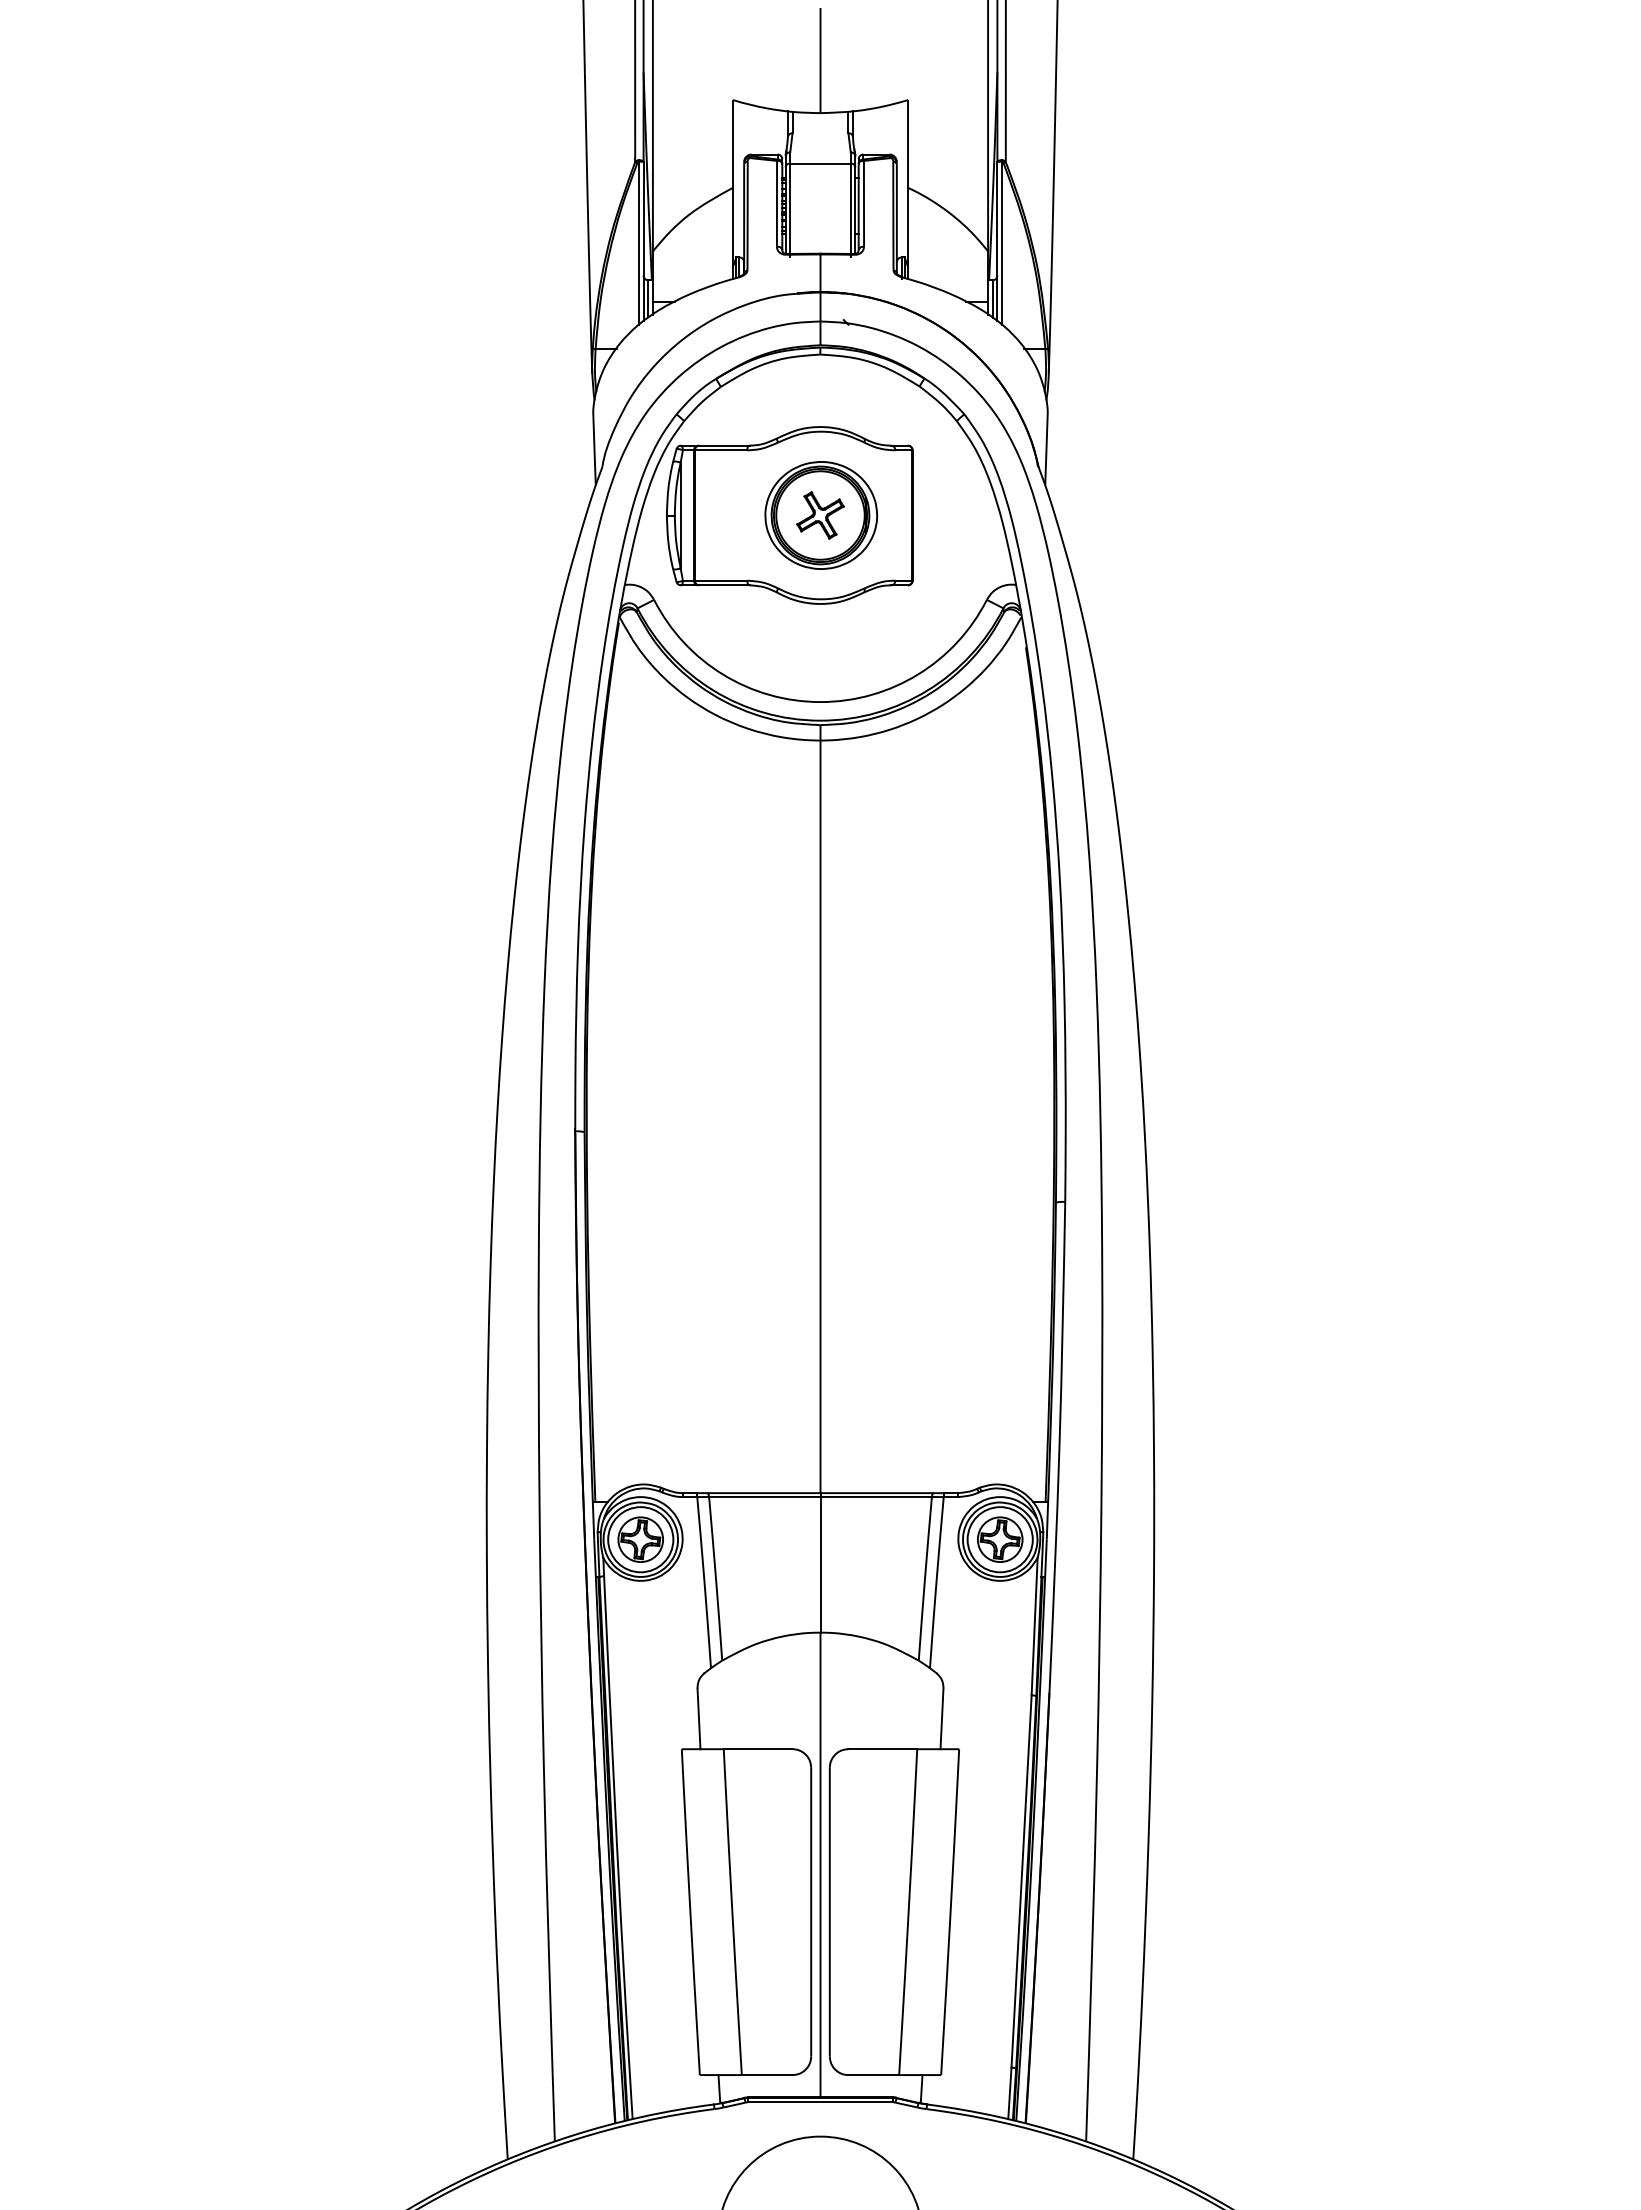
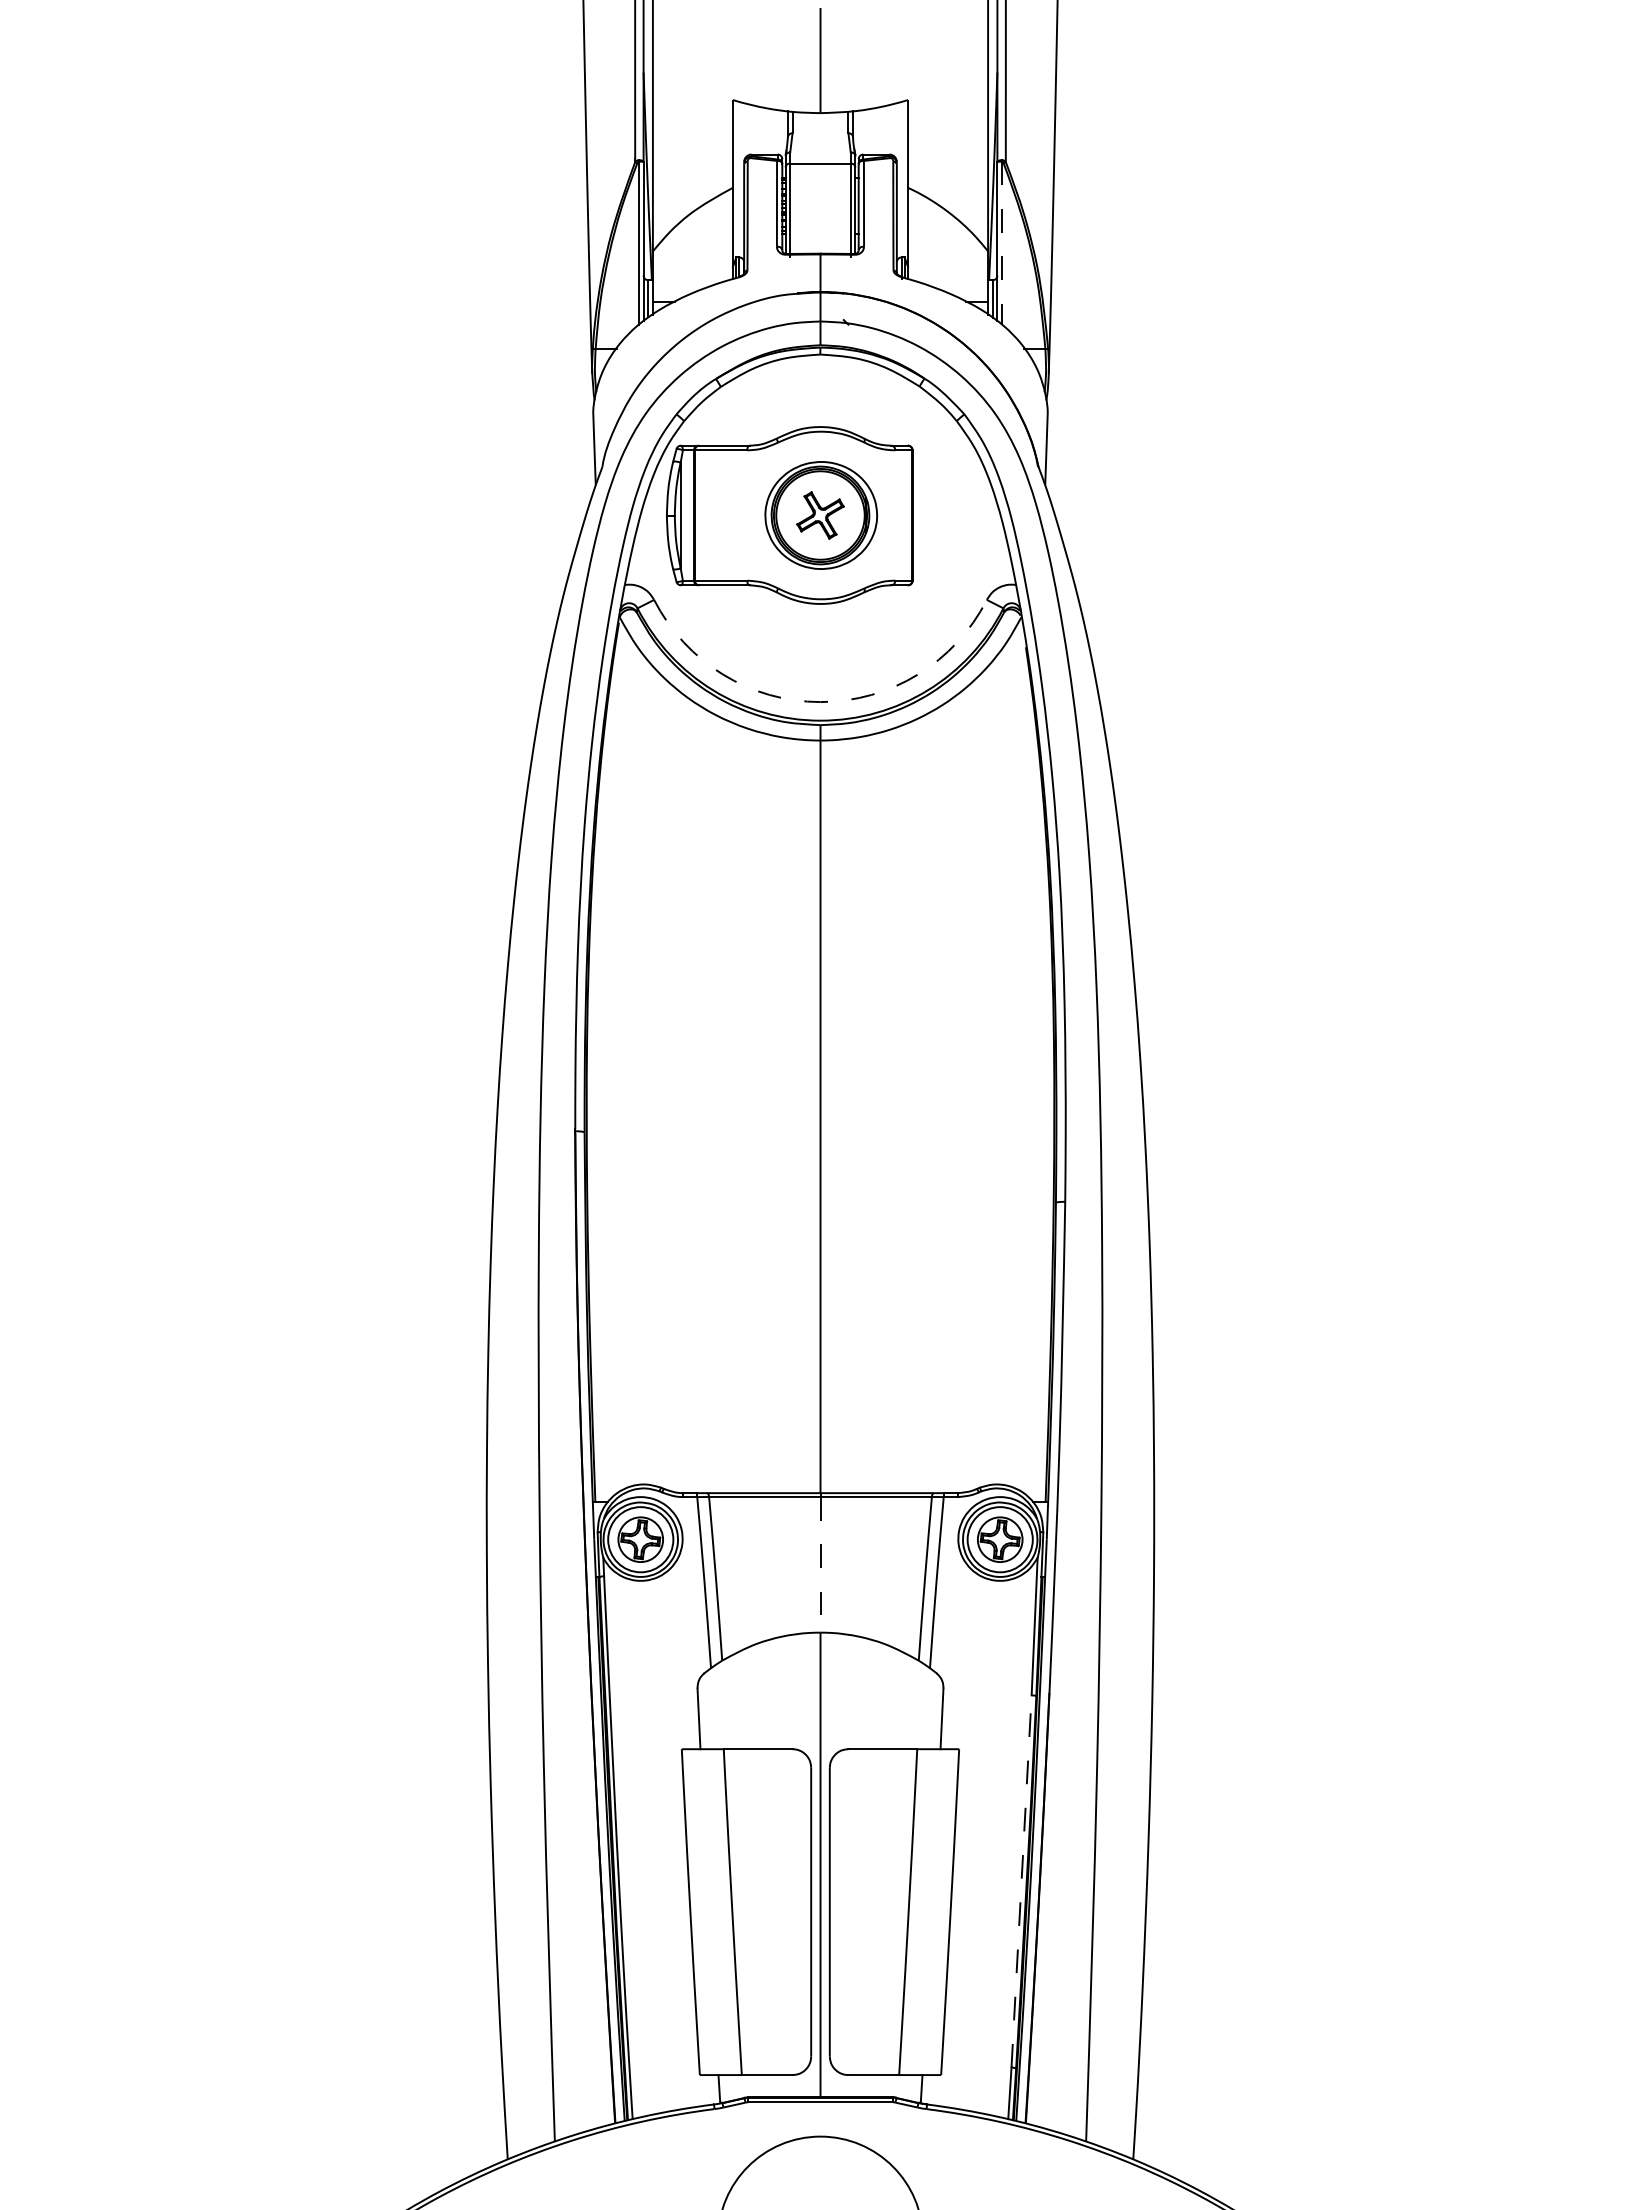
line: solid -> dashed (1002, 243)
arc: solid -> dashed (820, 702)
line: solid -> dashed (820, 1564)
line: solid -> dashed (1021, 1880)
